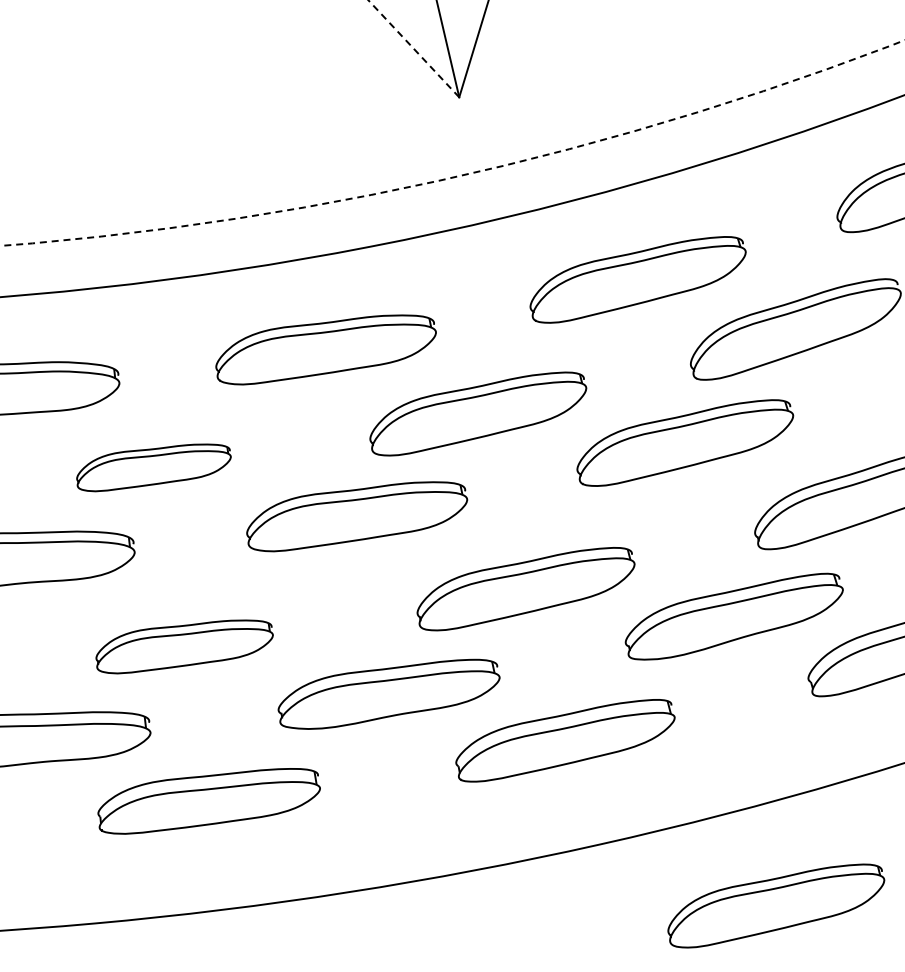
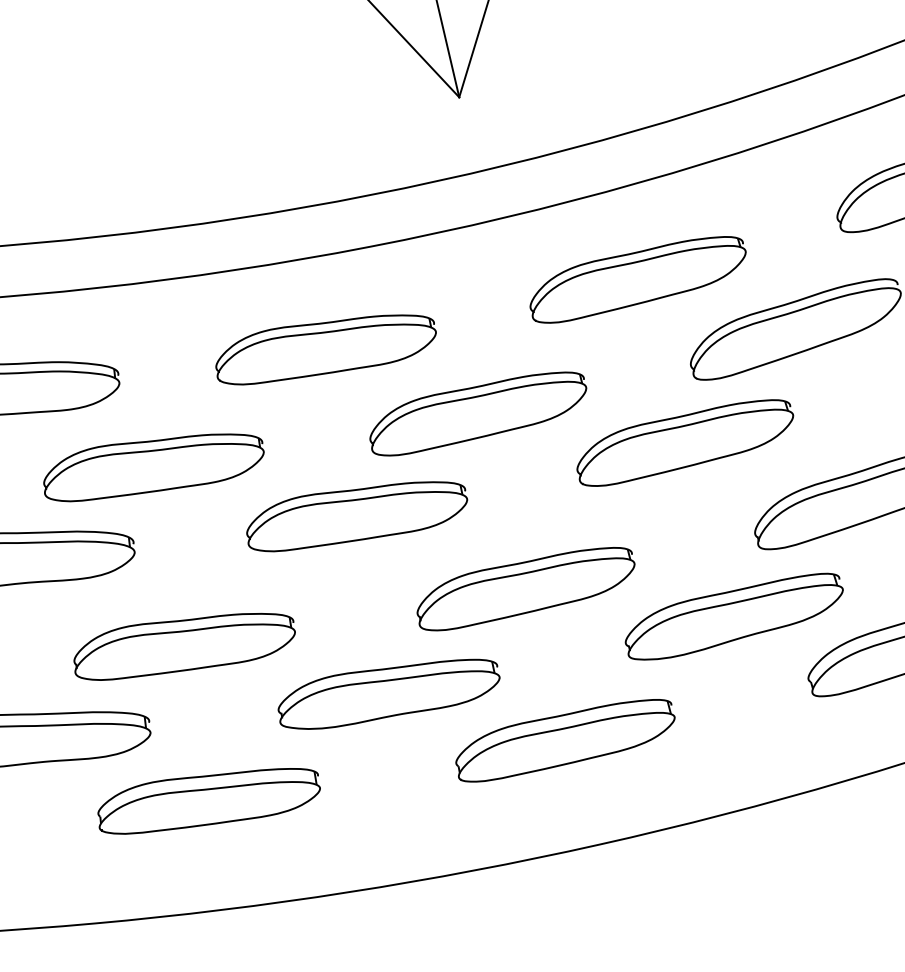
line: dashed -> solid (413, 48)
arc: dashed -> solid (457, 176)
part size: 156x50 px -> 222x70 px (153, 467)
part size: 179x56 px -> 223x68 px (184, 646)
part: present -> none (776, 905)
